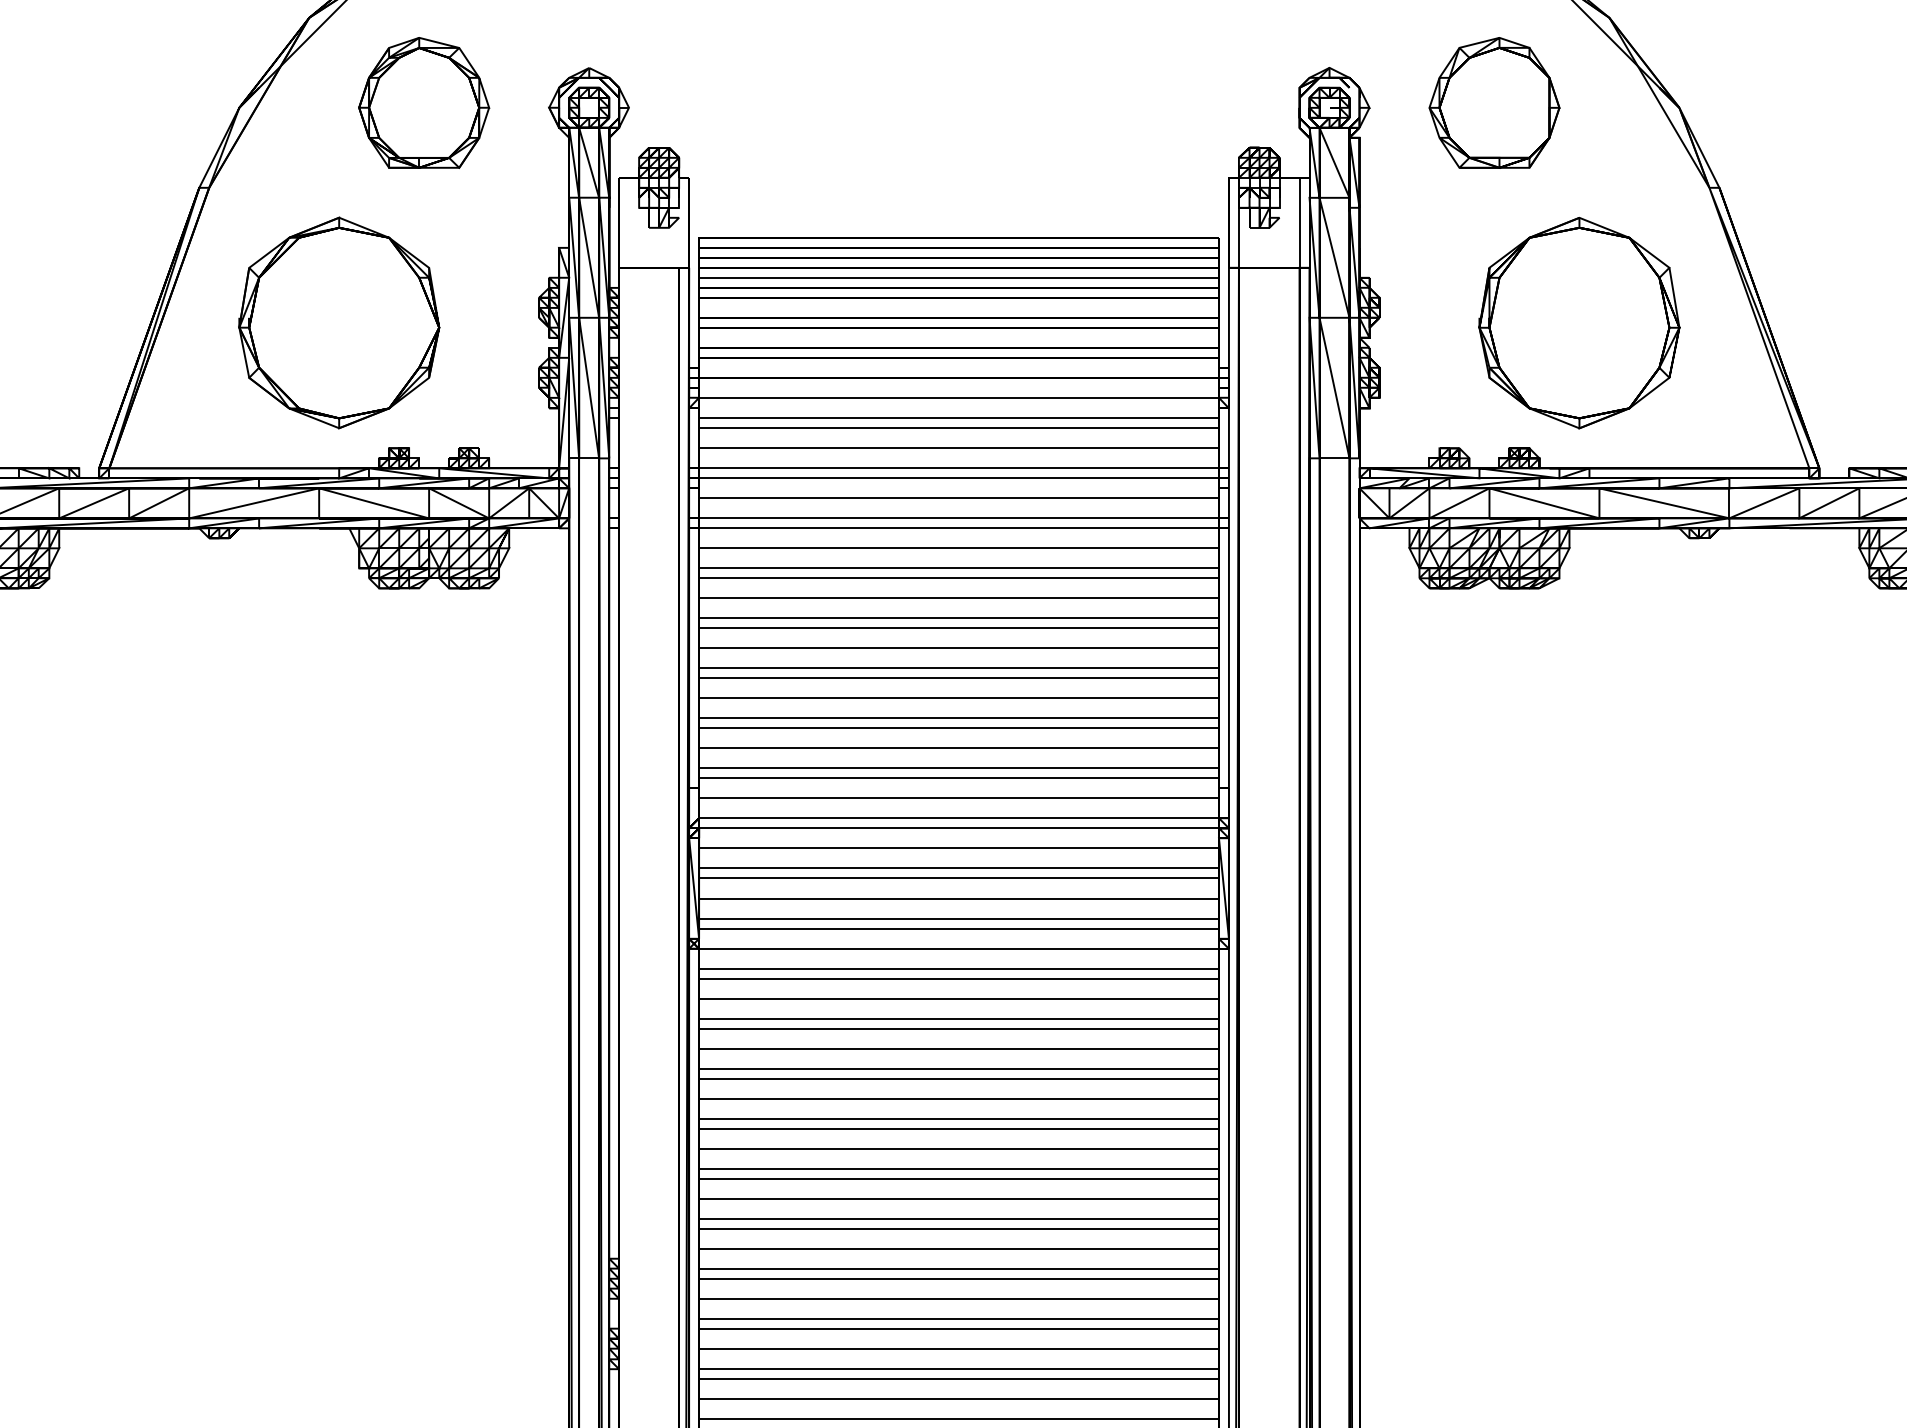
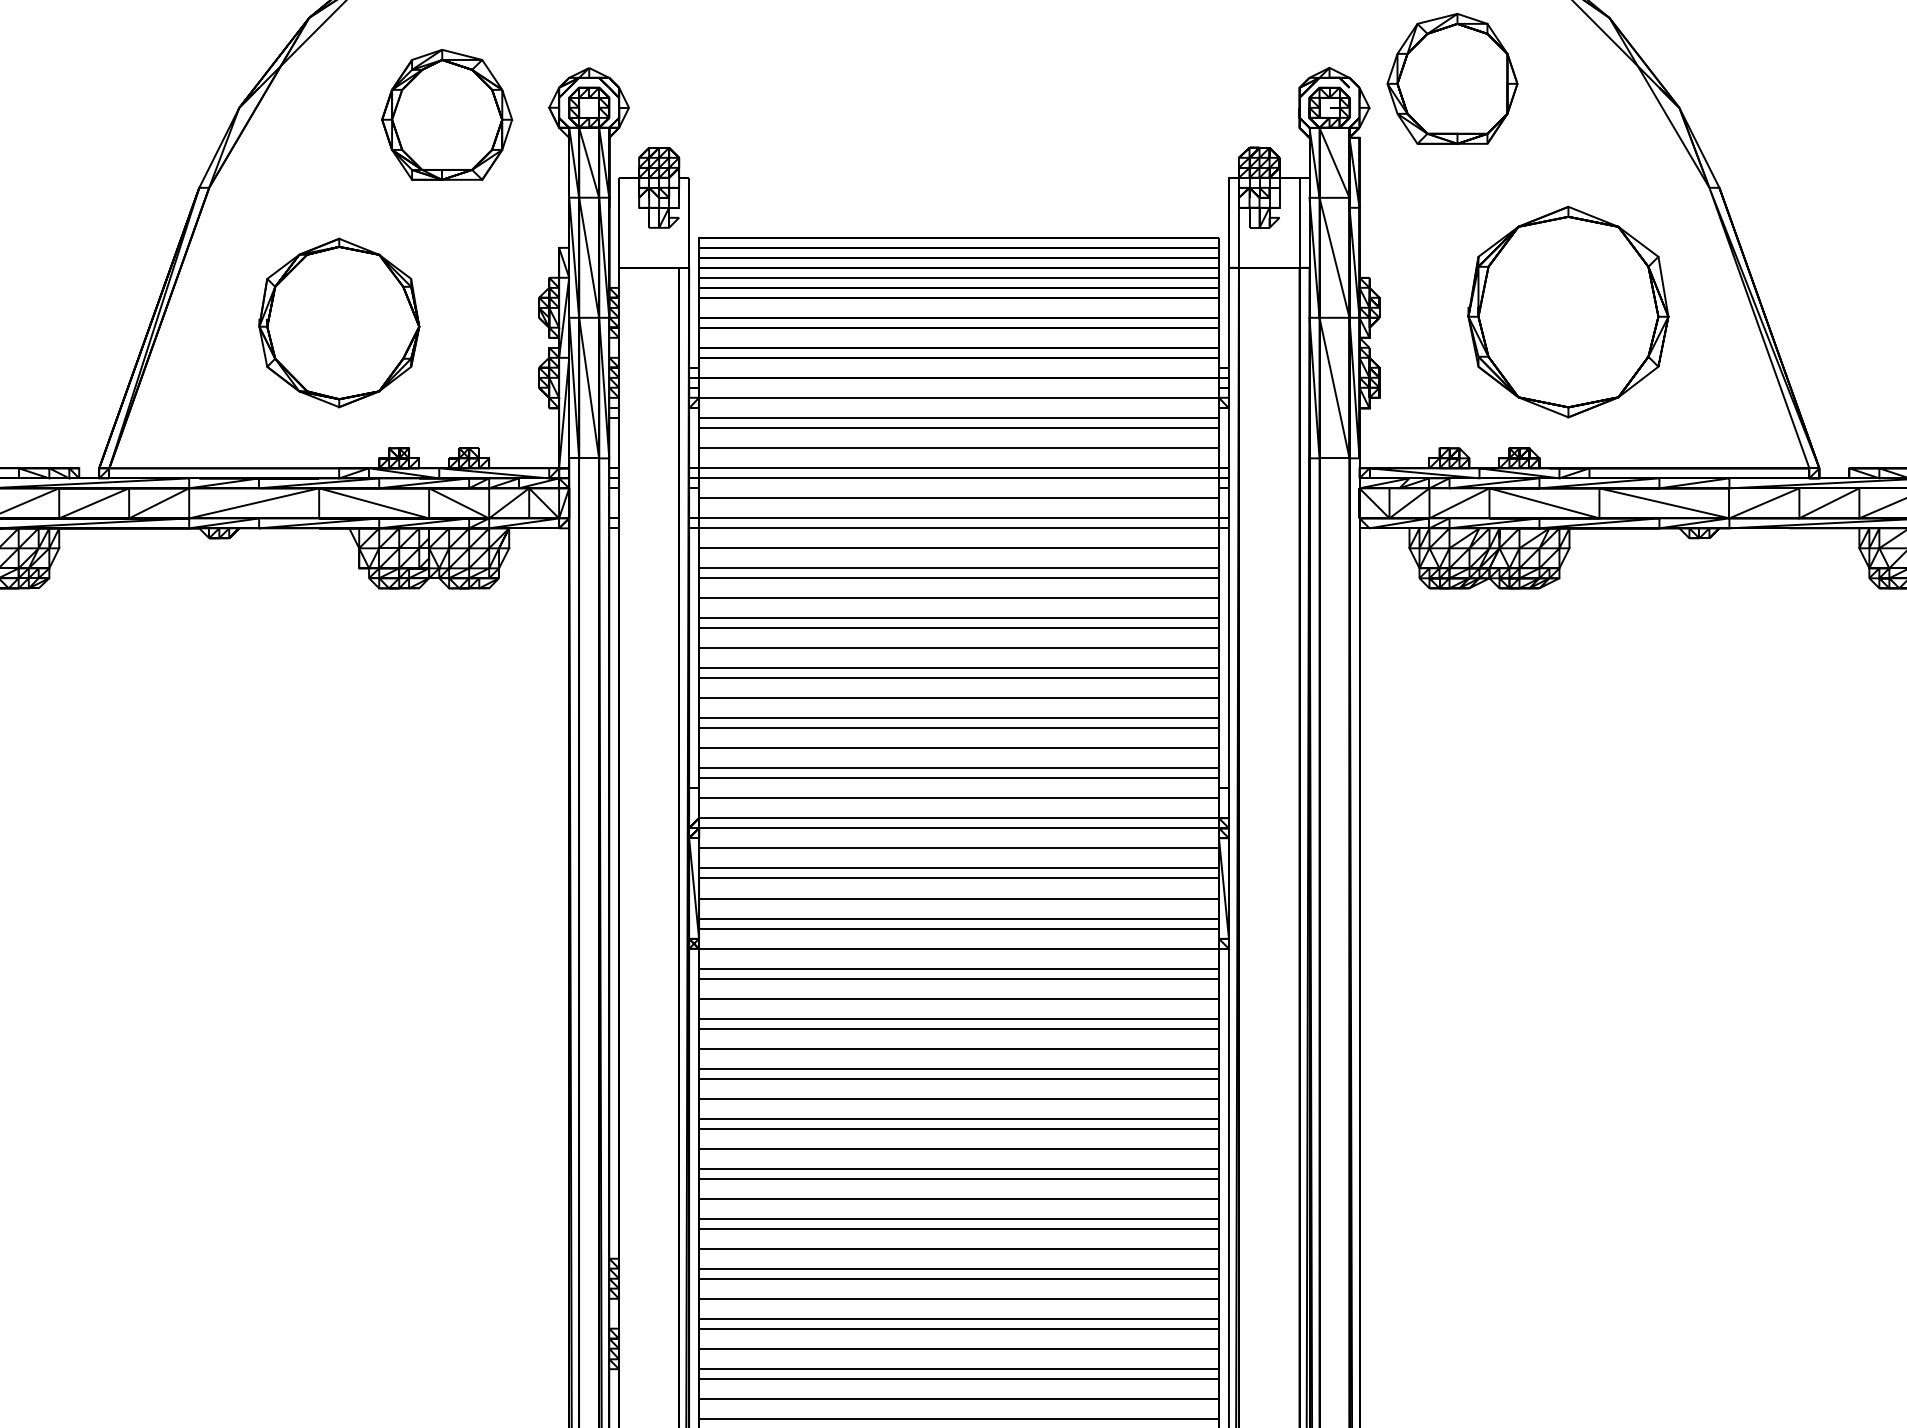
part position: (424, 102) -> (447, 114) (447, 114)
part position: (1494, 102) -> (1452, 78) (1452, 78)
part size: 203x214 px -> 163x172 px (339, 322)
part position: (1579, 323) -> (1568, 312) (1568, 312)
